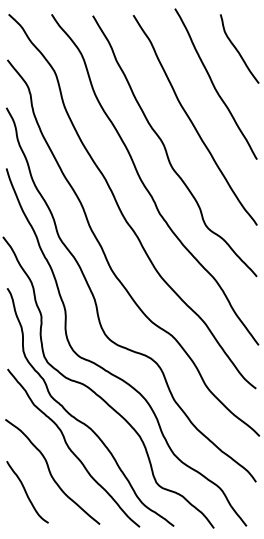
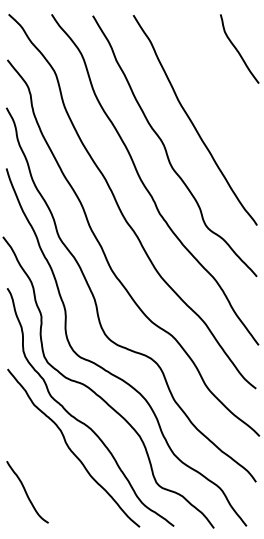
curve: present -> none (214, 84)
curve: present -> none (50, 471)
